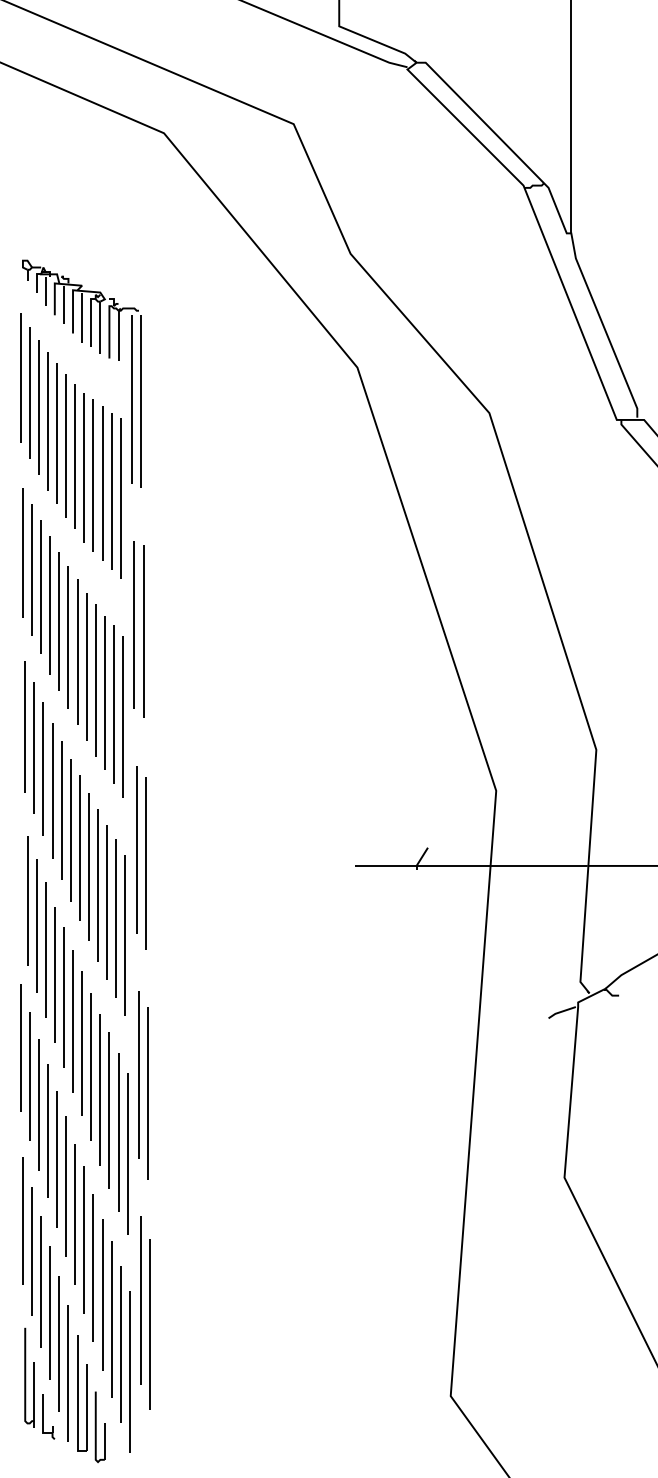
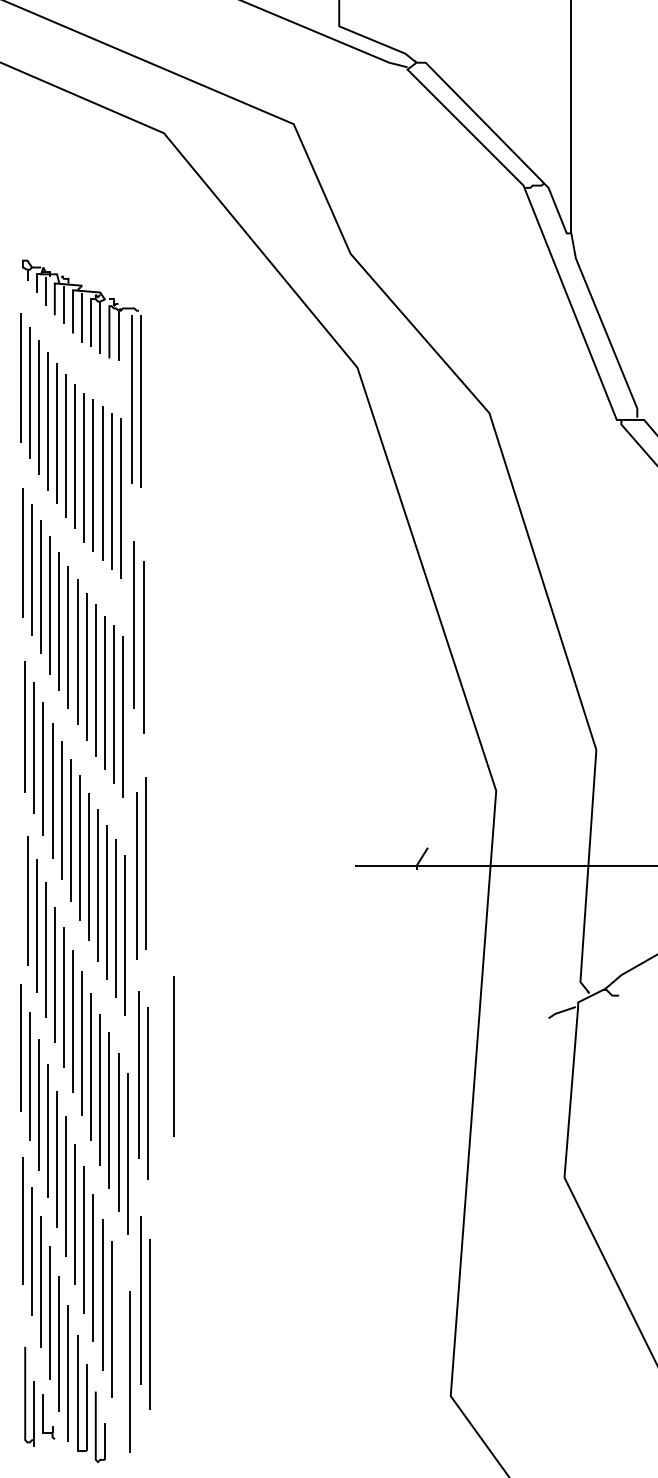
line position: (143, 631) -> (143, 647) (143, 647)
line position: (136, 849) -> (136, 875) (136, 875)
line: none -> present (173, 1056)
line: present -> none (120, 1344)
part position: (29, 1377) -> (29, 1396) (29, 1396)
